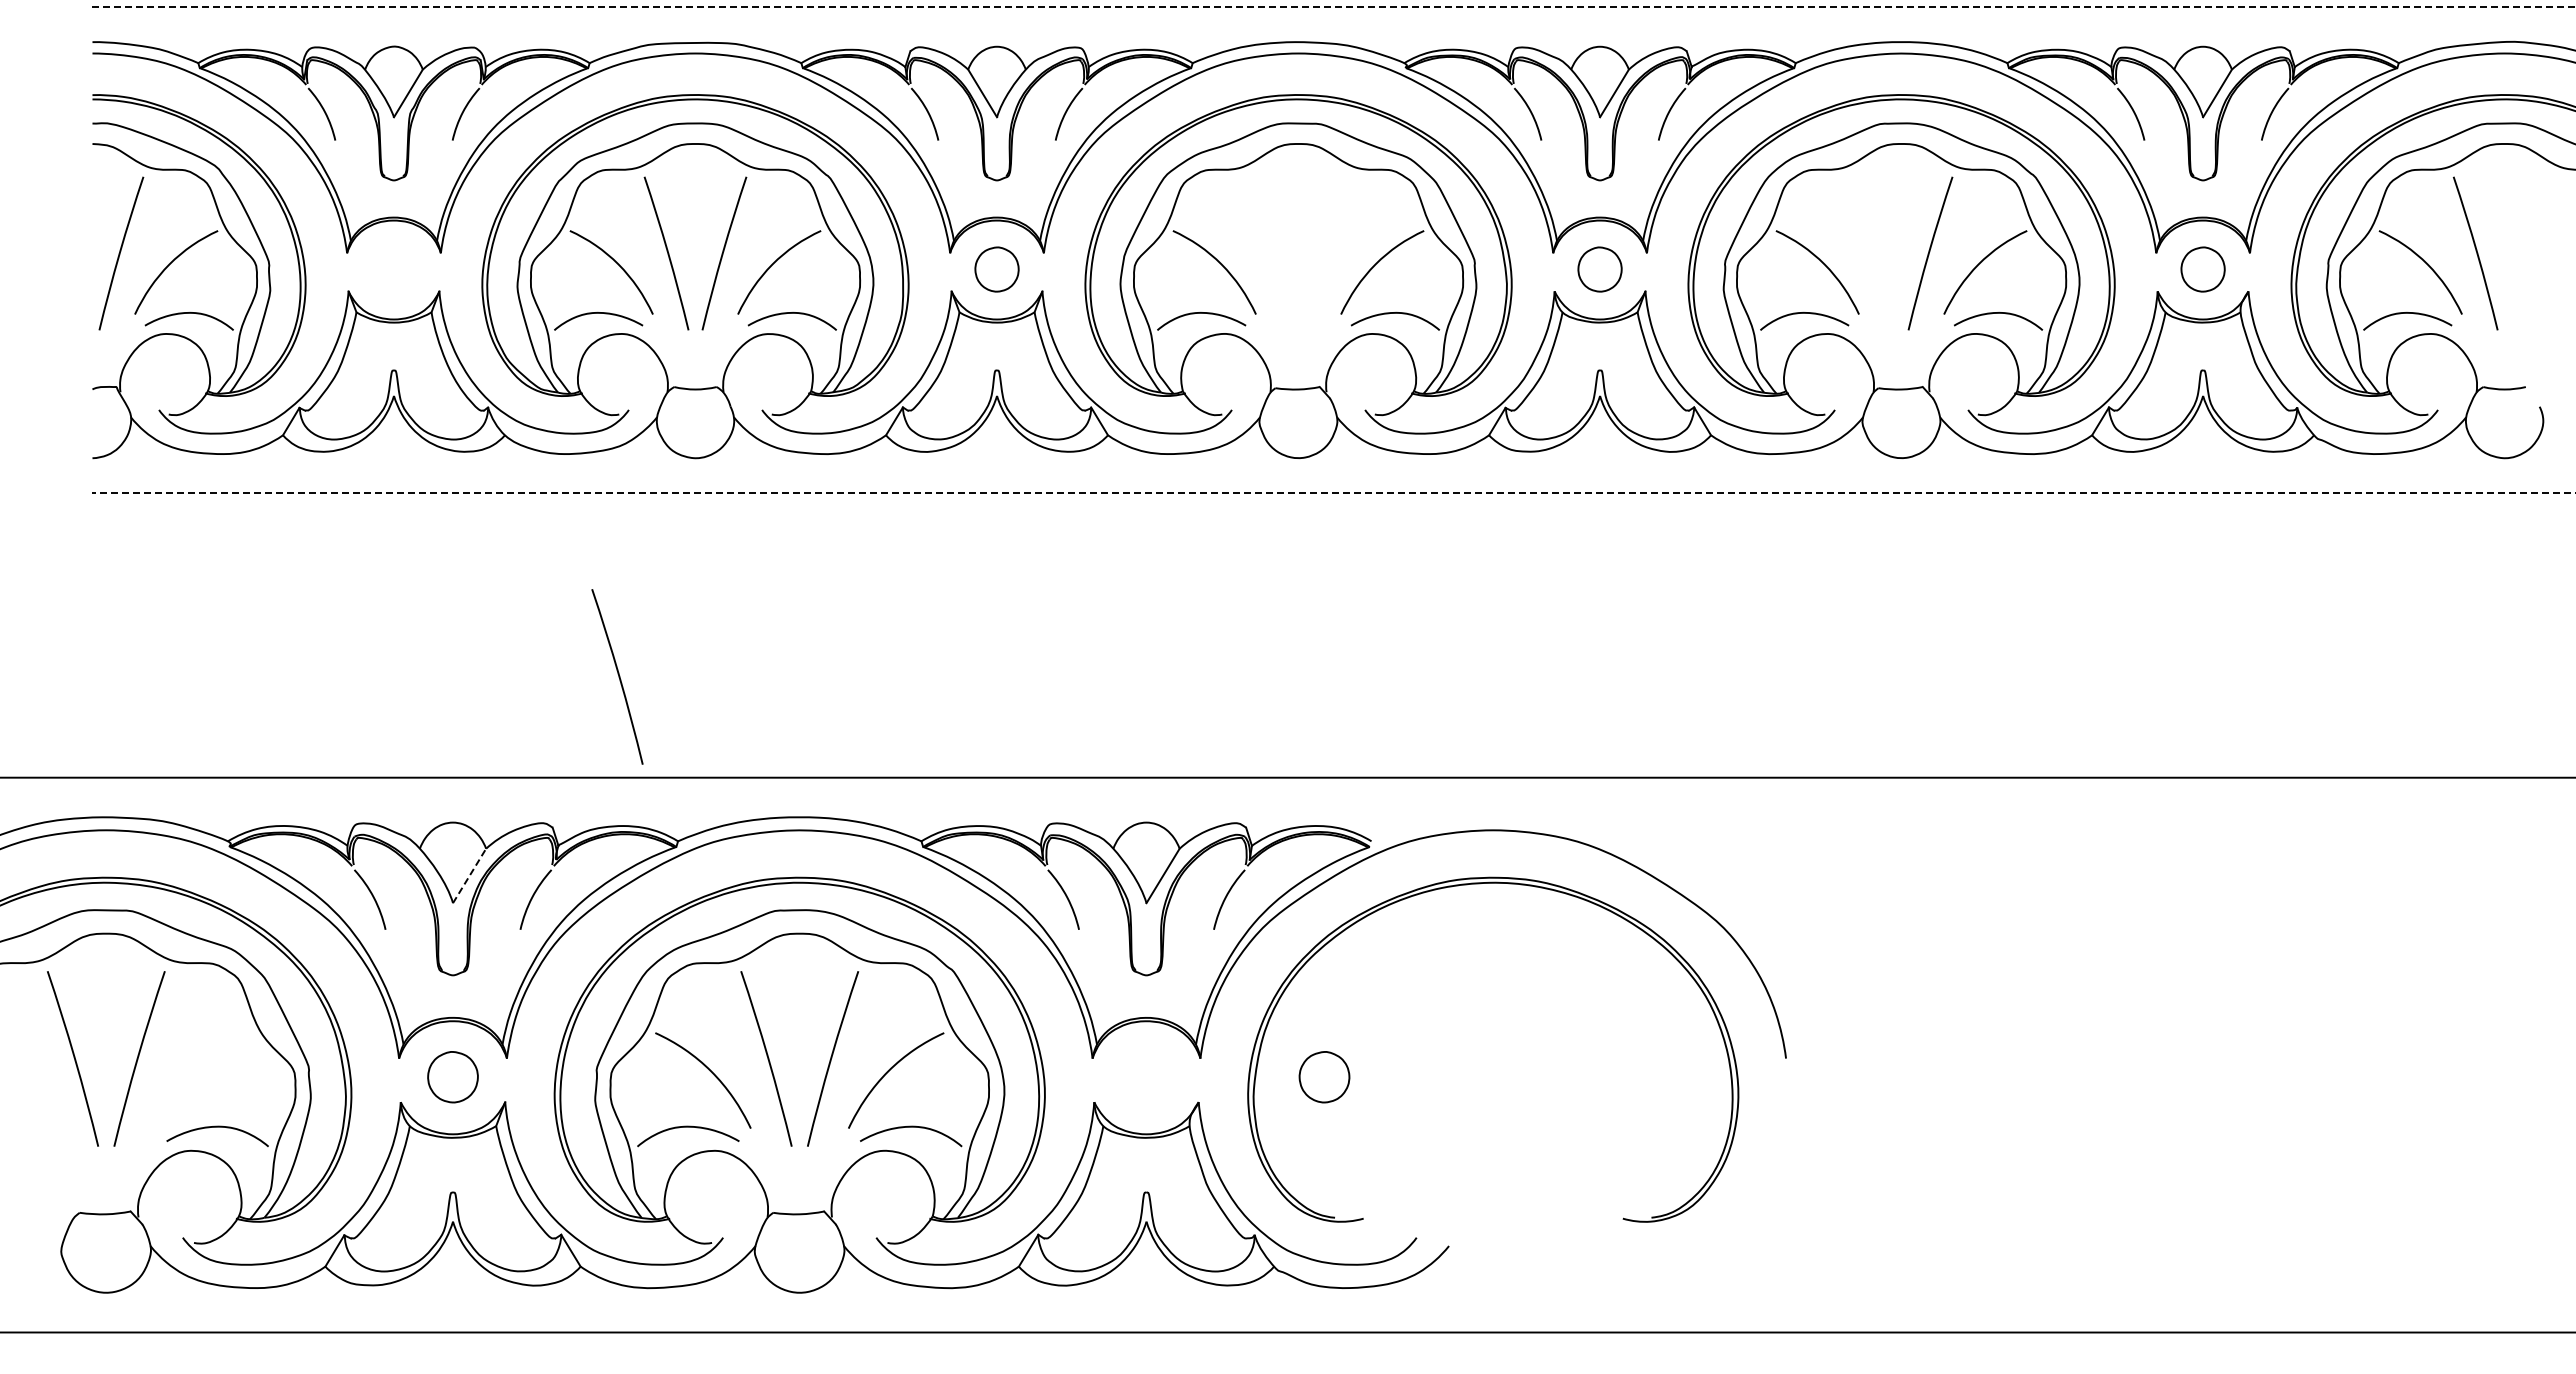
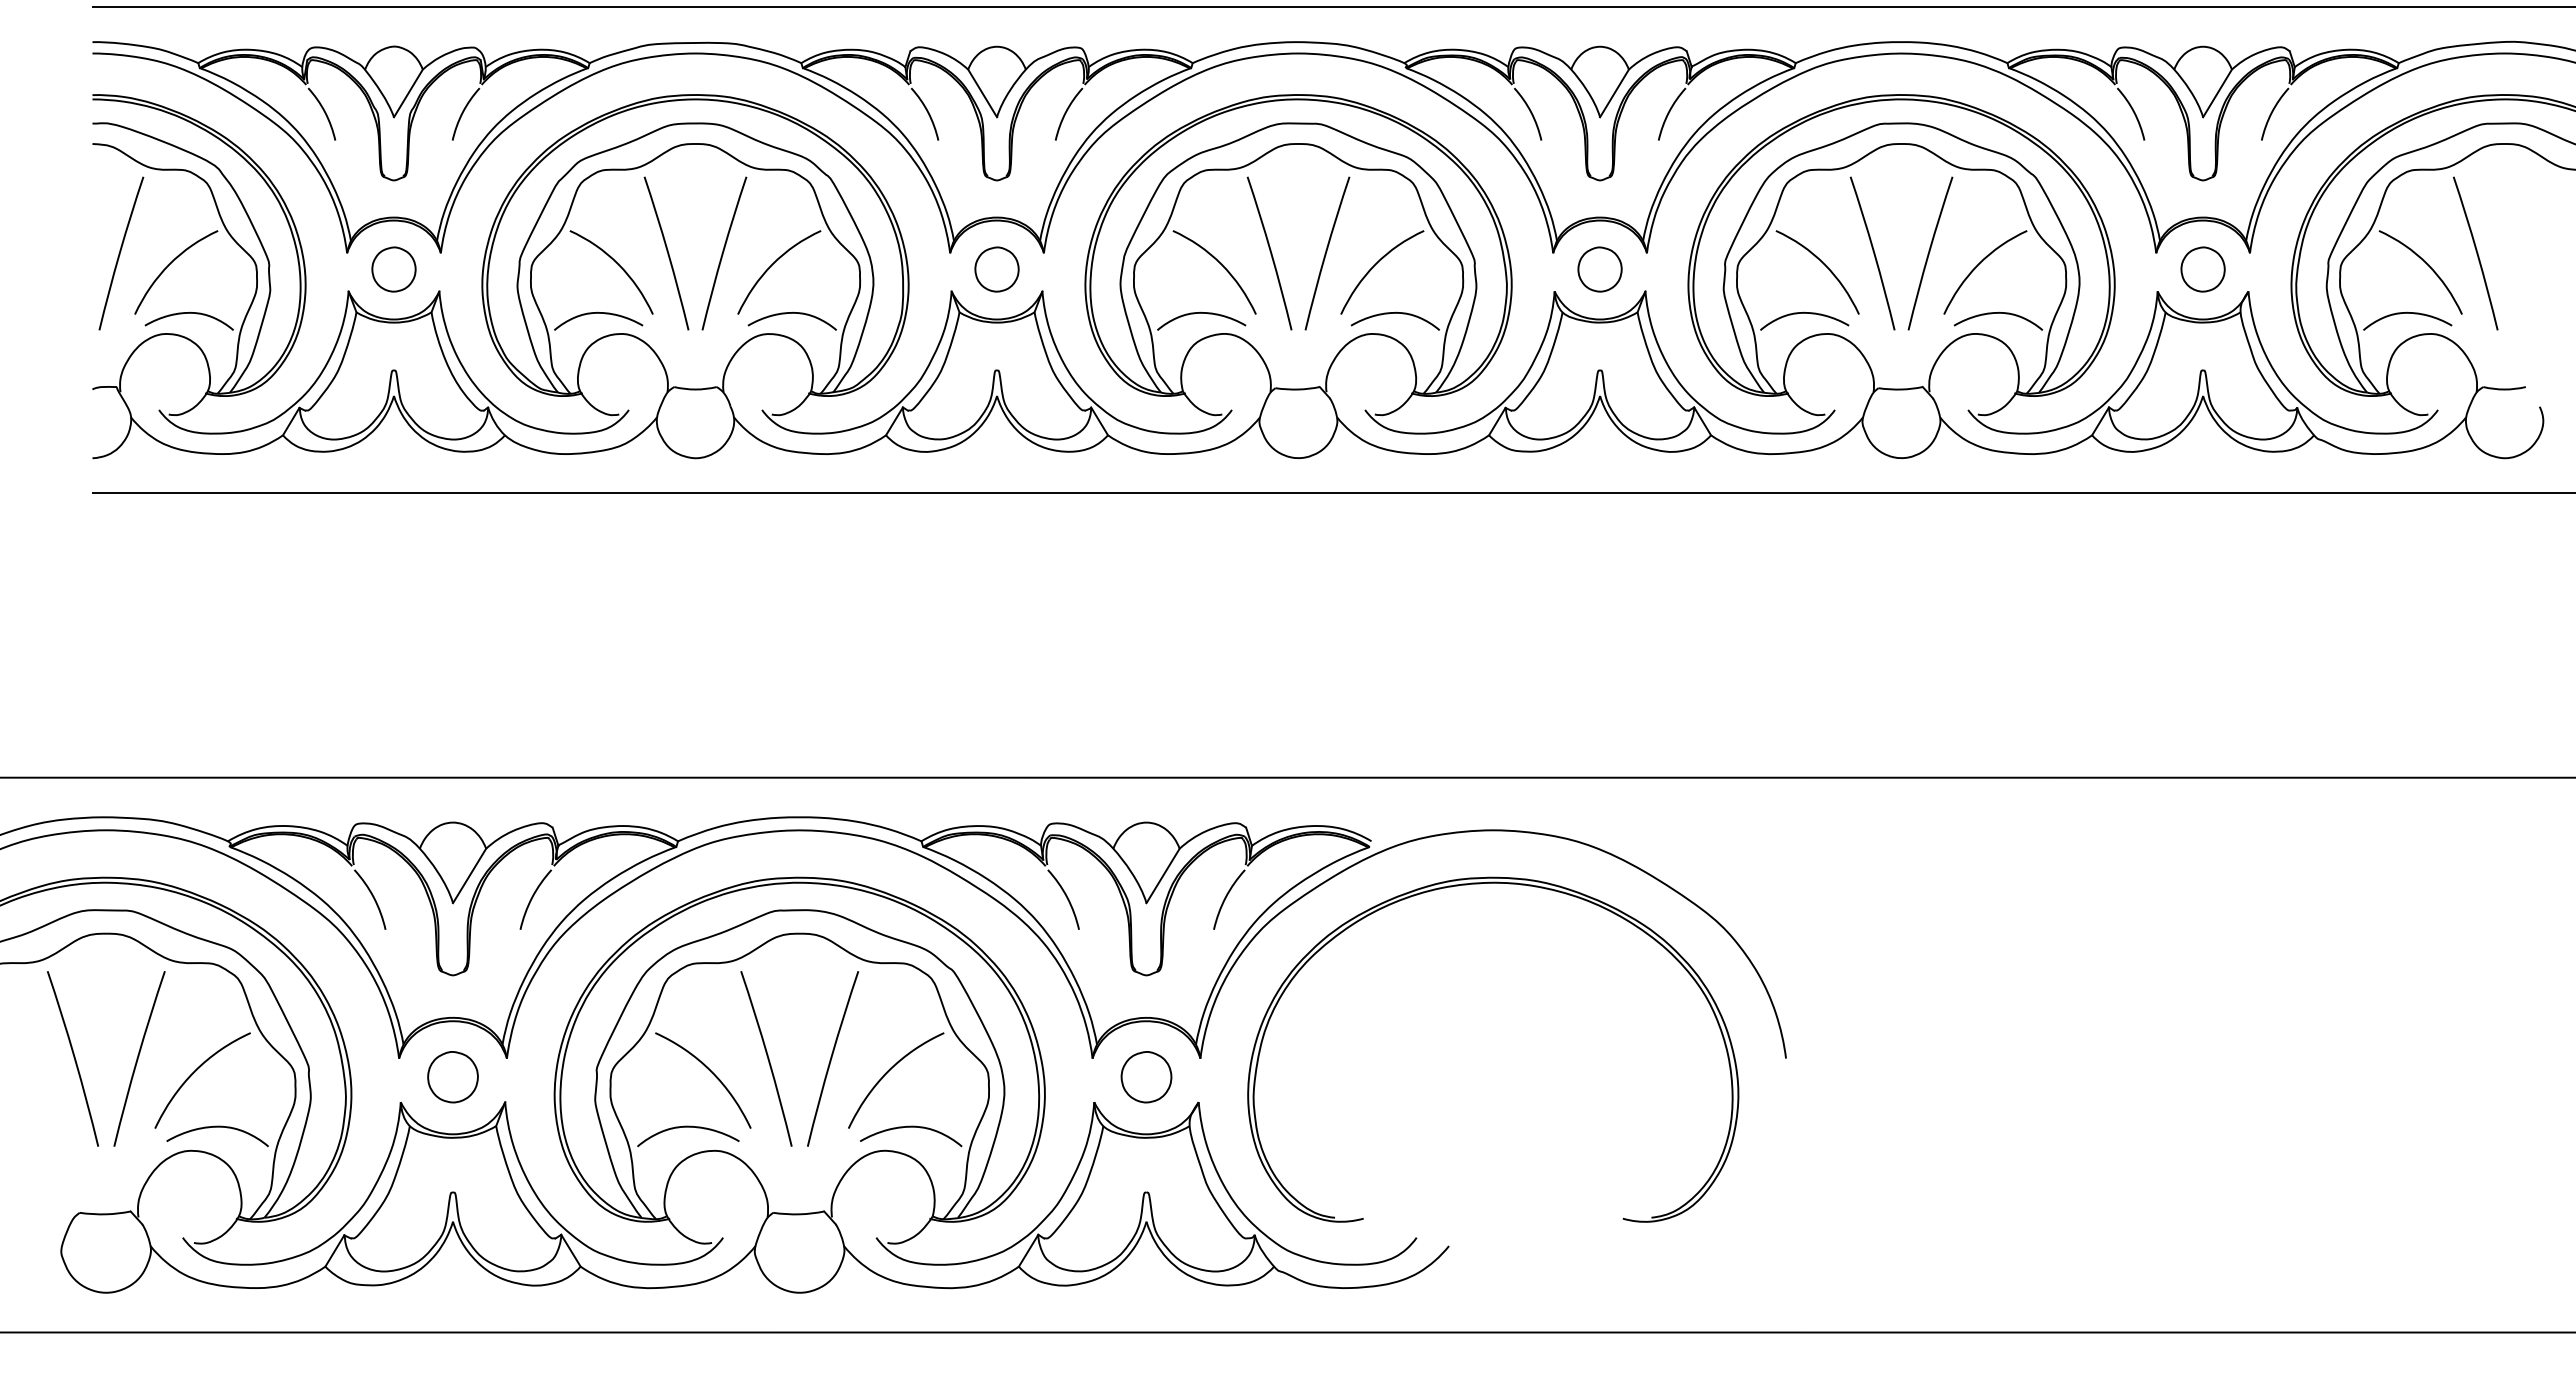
line: dashed -> solid (1334, 7)
curve: none -> present (1270, 253)
curve: none -> present (1326, 253)
curve: none -> present (1873, 253)
part: none -> present (393, 269)
line: dashed -> solid (1333, 492)
curve: present -> none (618, 676)
line: dashed -> solid (469, 875)
curve: none -> present (195, 1072)
part position: (1324, 1077) -> (1146, 1077) (1146, 1077)
